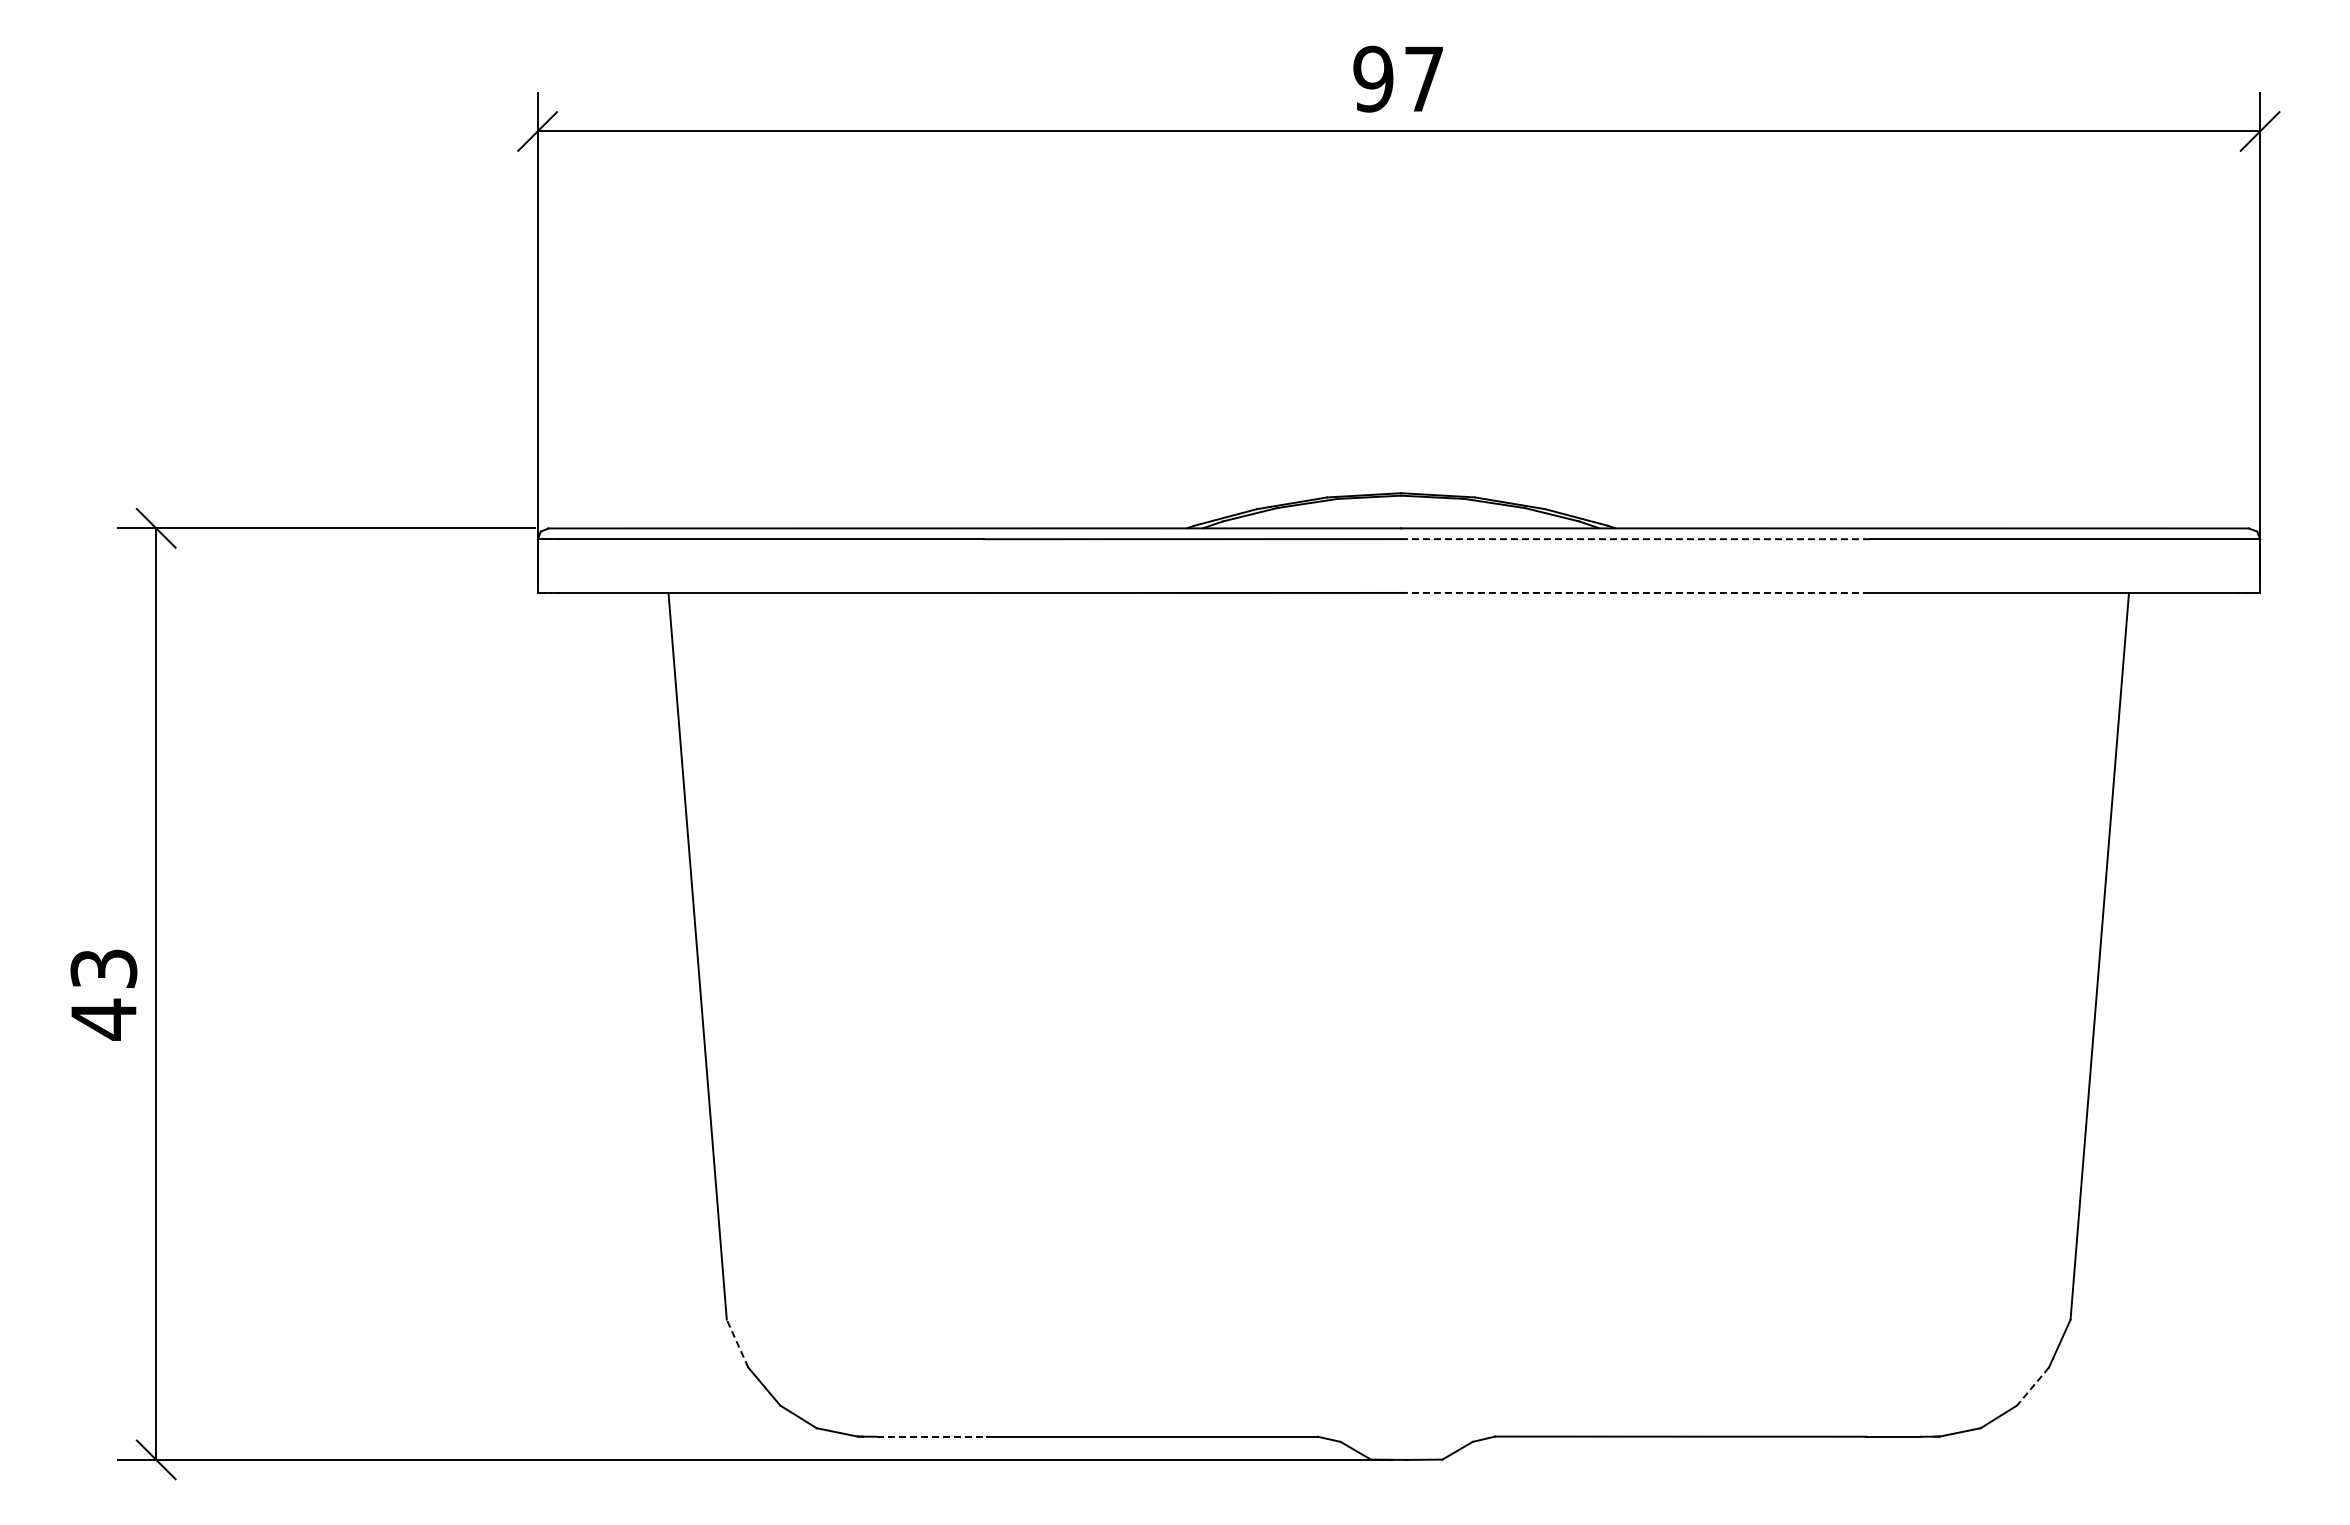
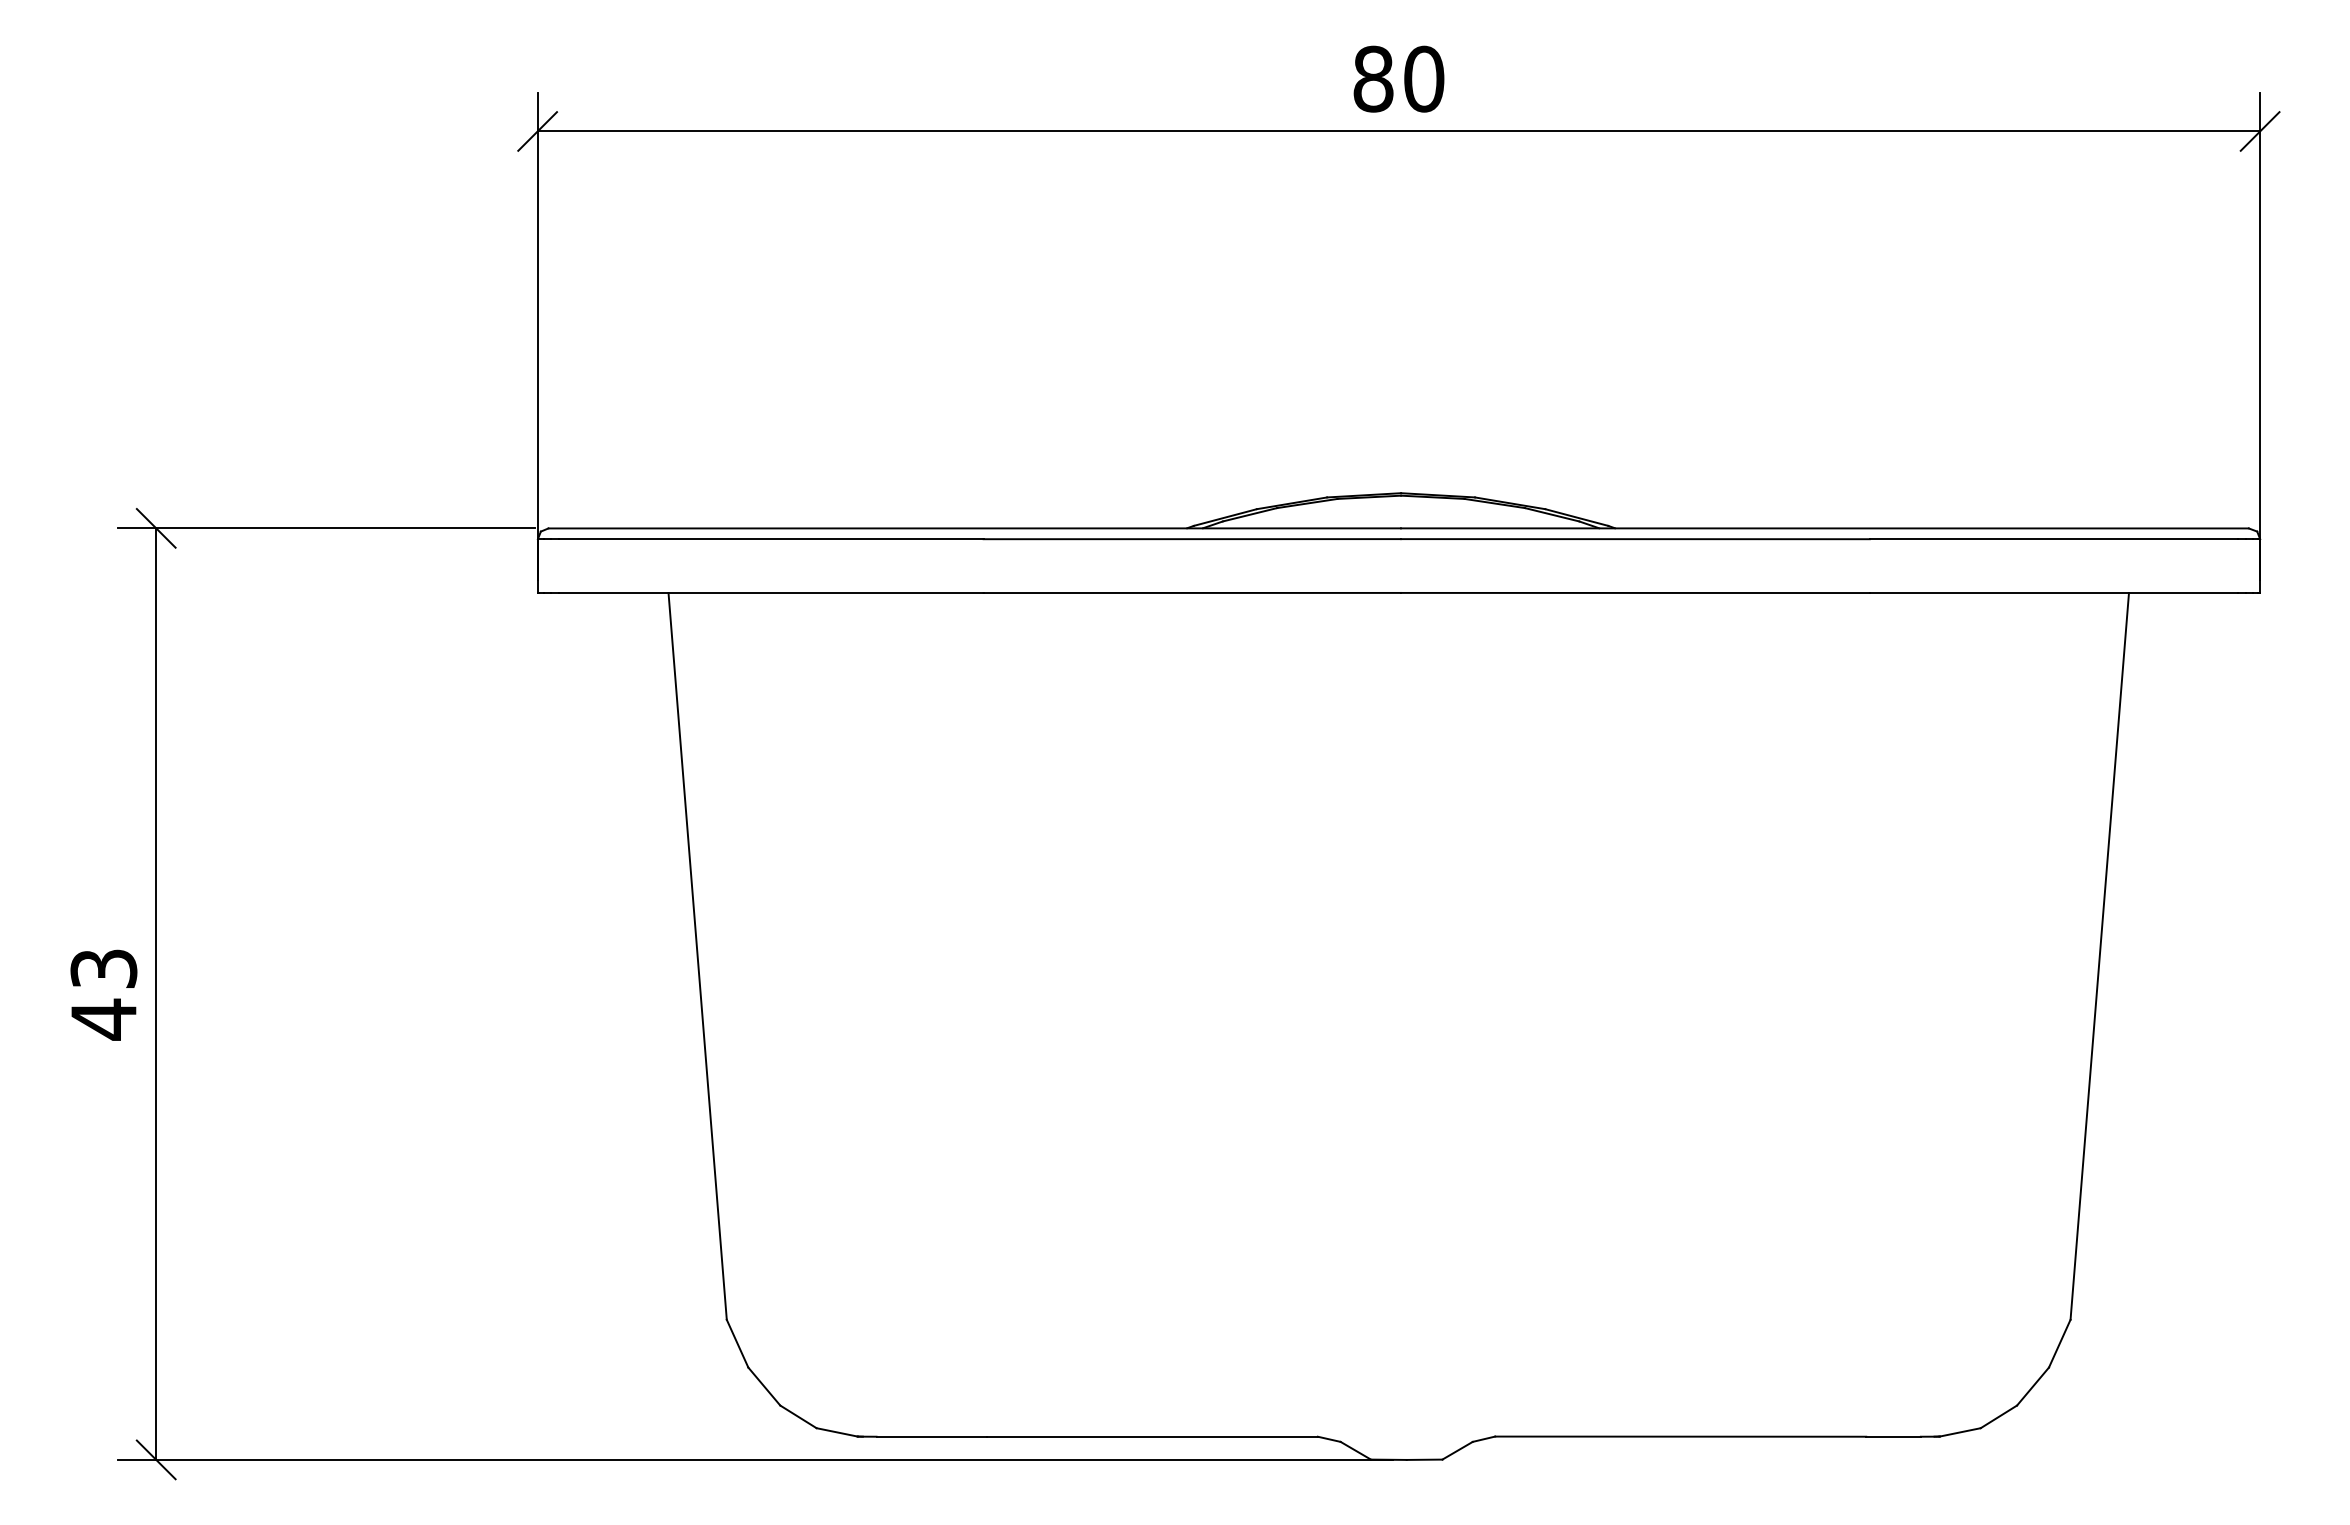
text: 97 -> 80 (1398, 78)
line: dashed -> solid (1635, 539)
line: dashed -> solid (1634, 592)
line: dashed -> solid (737, 1343)
line: dashed -> solid (2033, 1386)
line: dashed -> solid (932, 1436)
